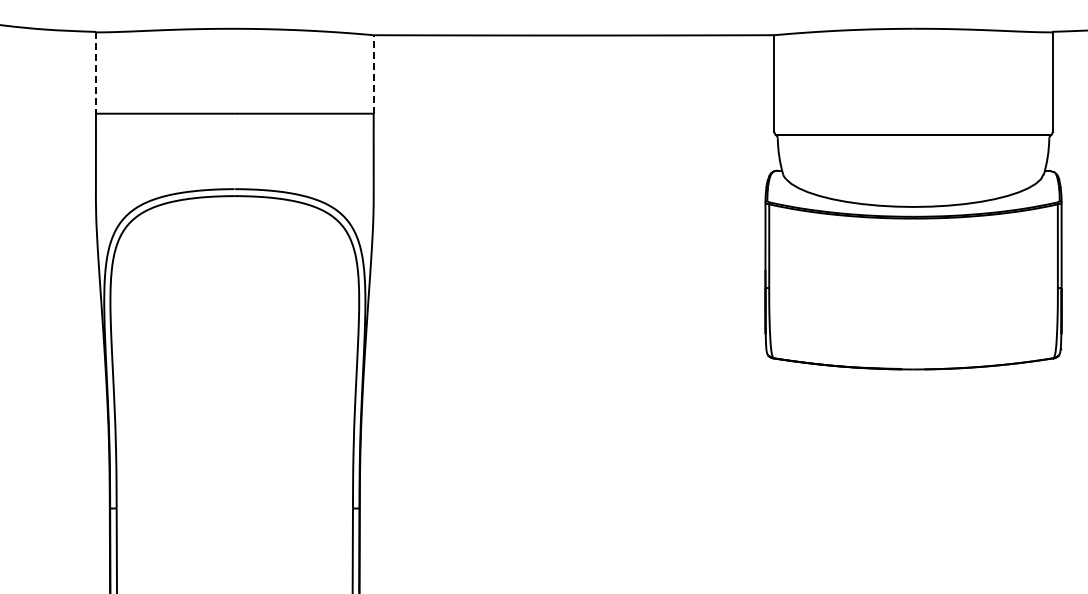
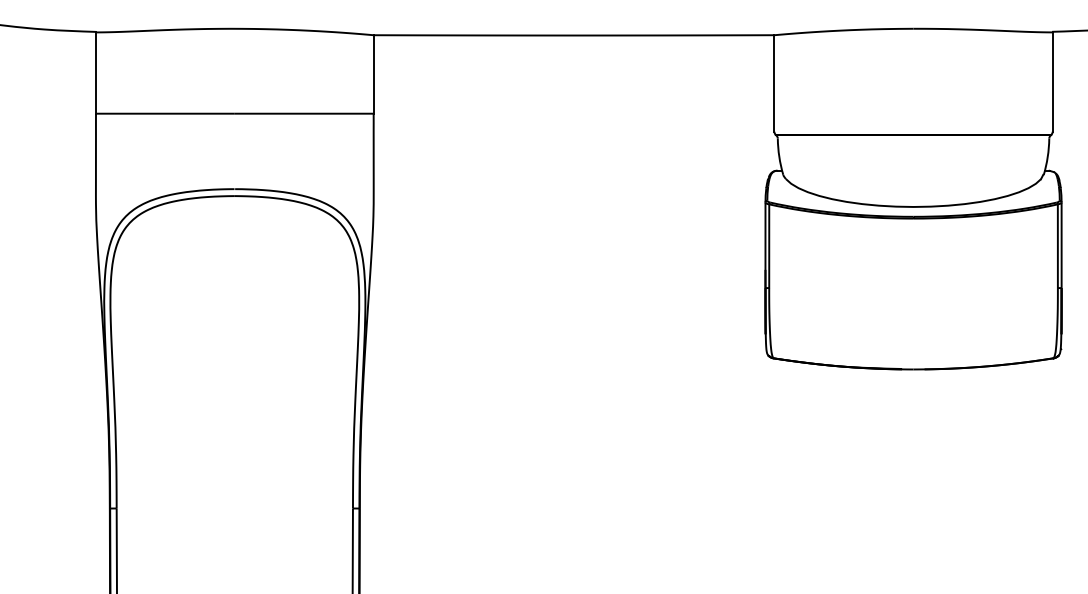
line: dashed -> solid (96, 73)
line: dashed -> solid (373, 73)
